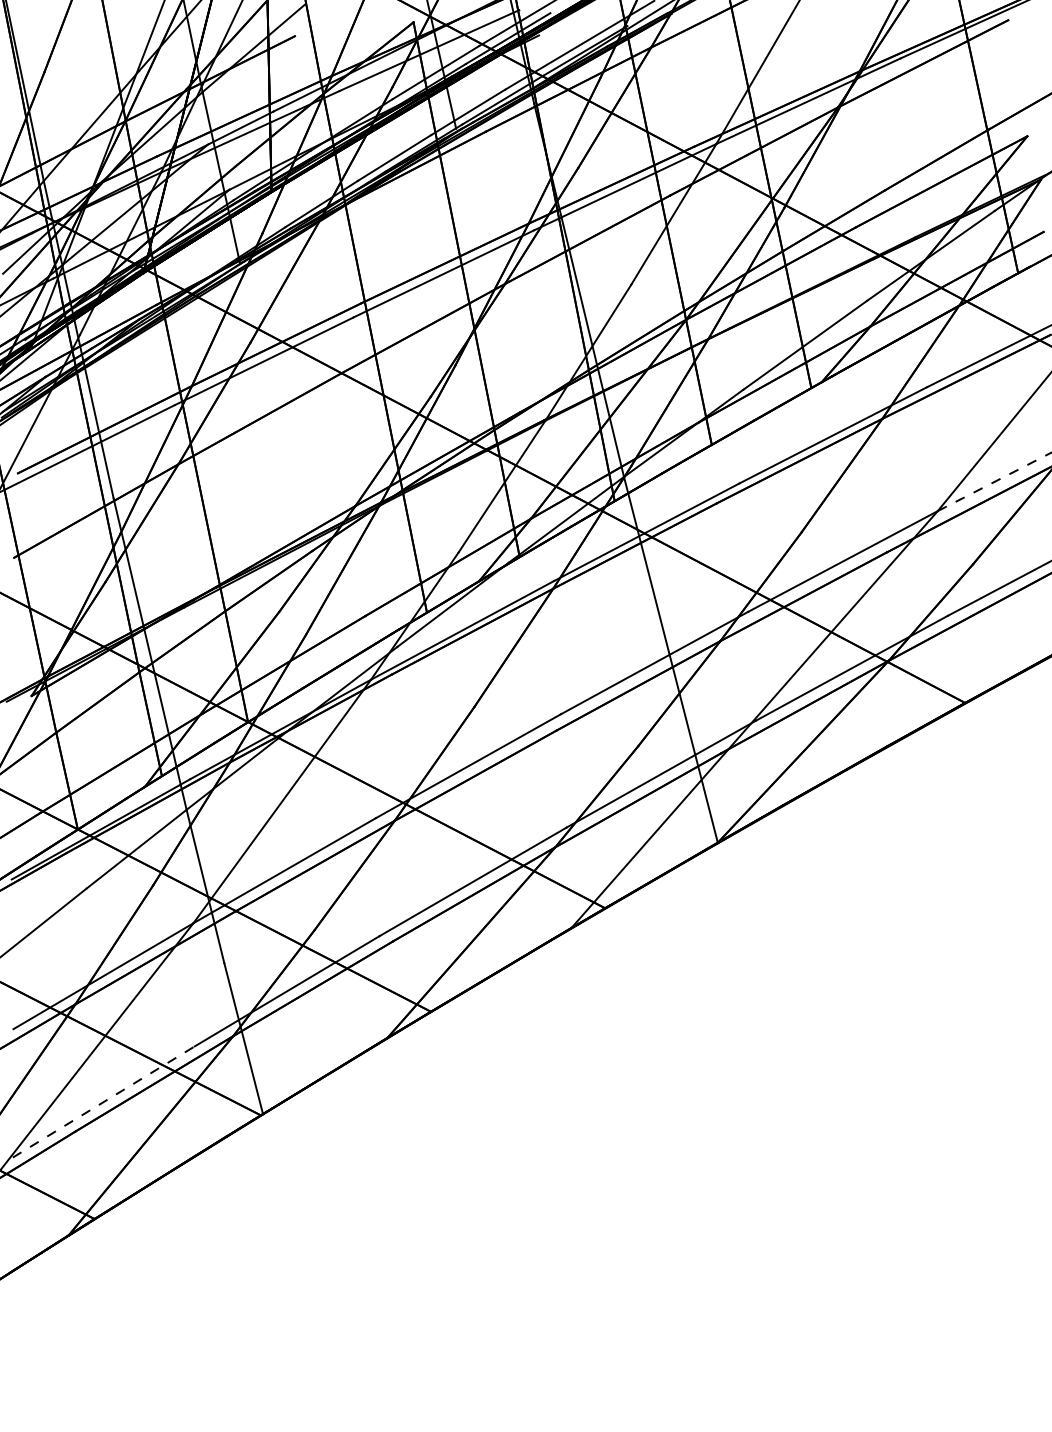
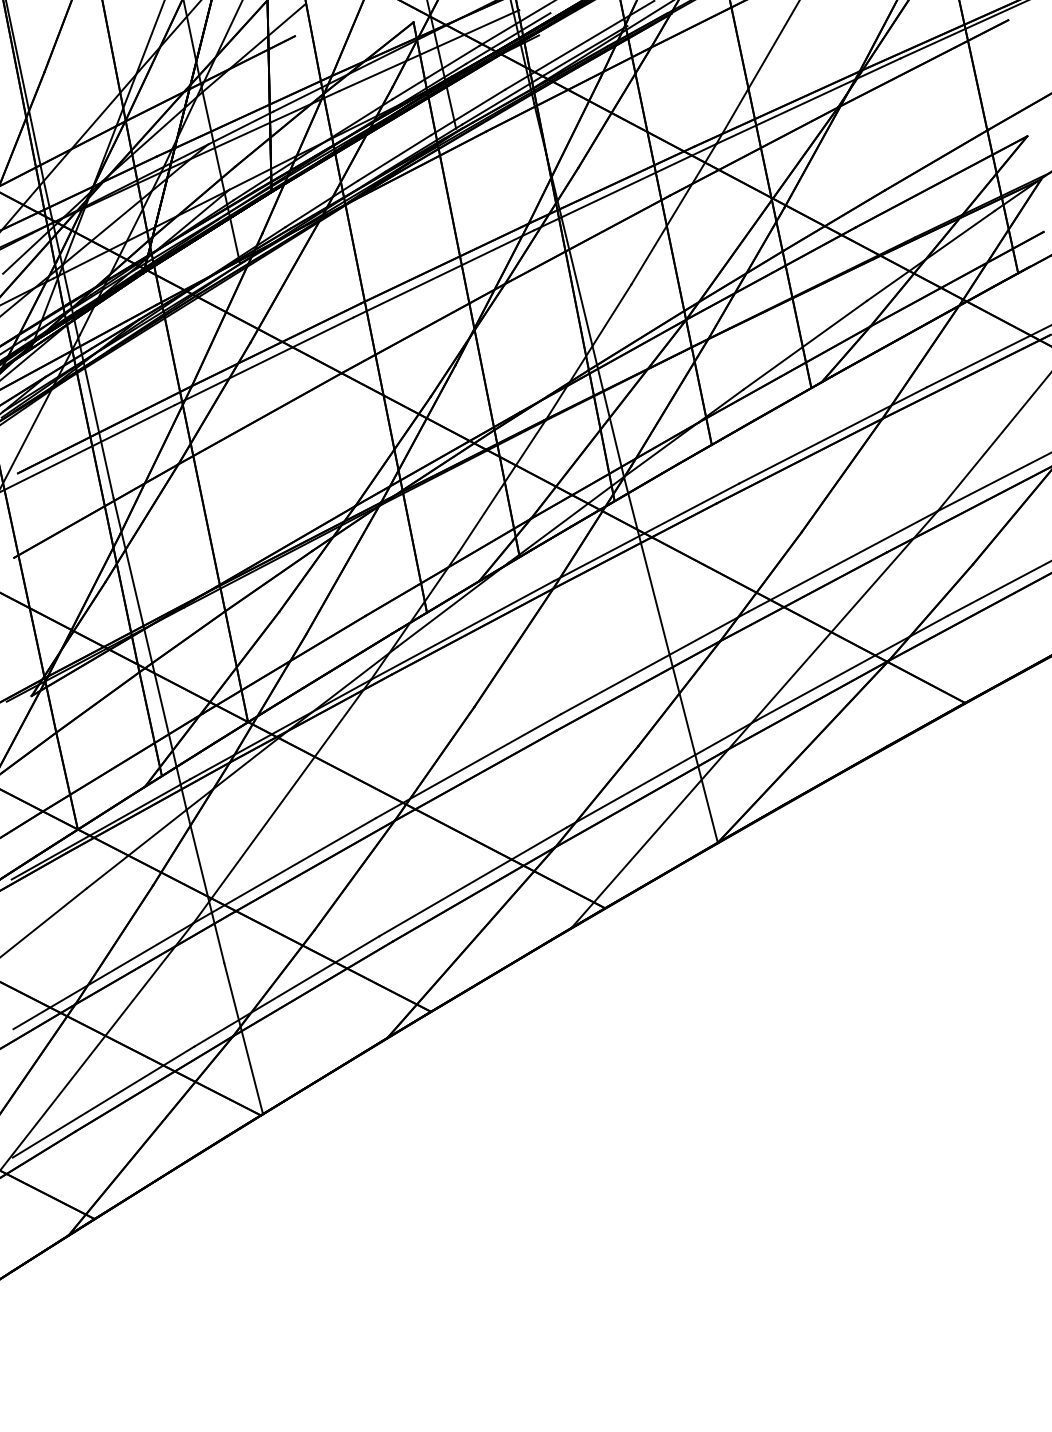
line: dashed -> solid (994, 481)
line: dashed -> solid (103, 1101)
